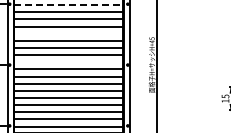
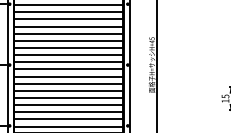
line: dashed -> solid (69, 5)
line: none -> present (68, 33)
line: none -> present (68, 62)
